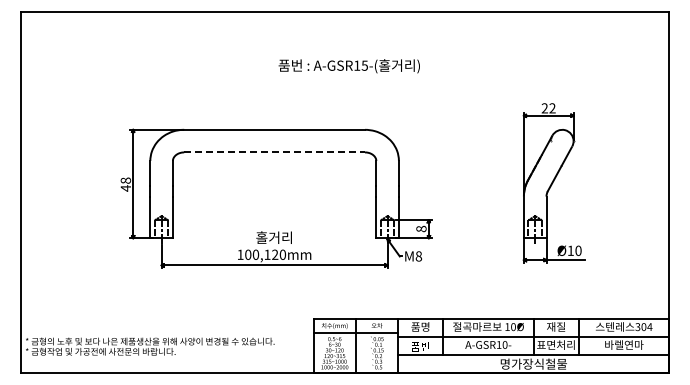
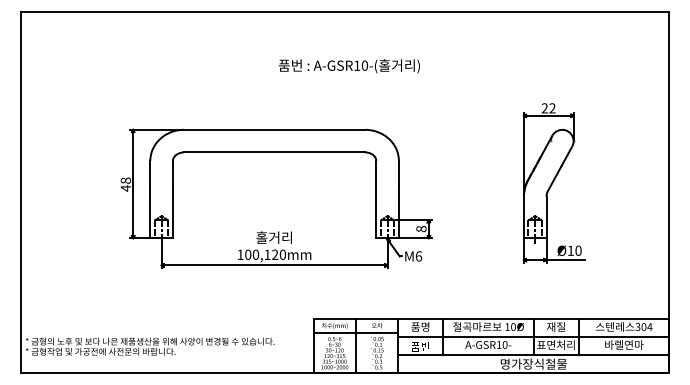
text: A-GSR15-( -> A-GSR10-( (364, 65)
line: dashed -> solid (275, 152)
text: M8 -> M6 (418, 256)
